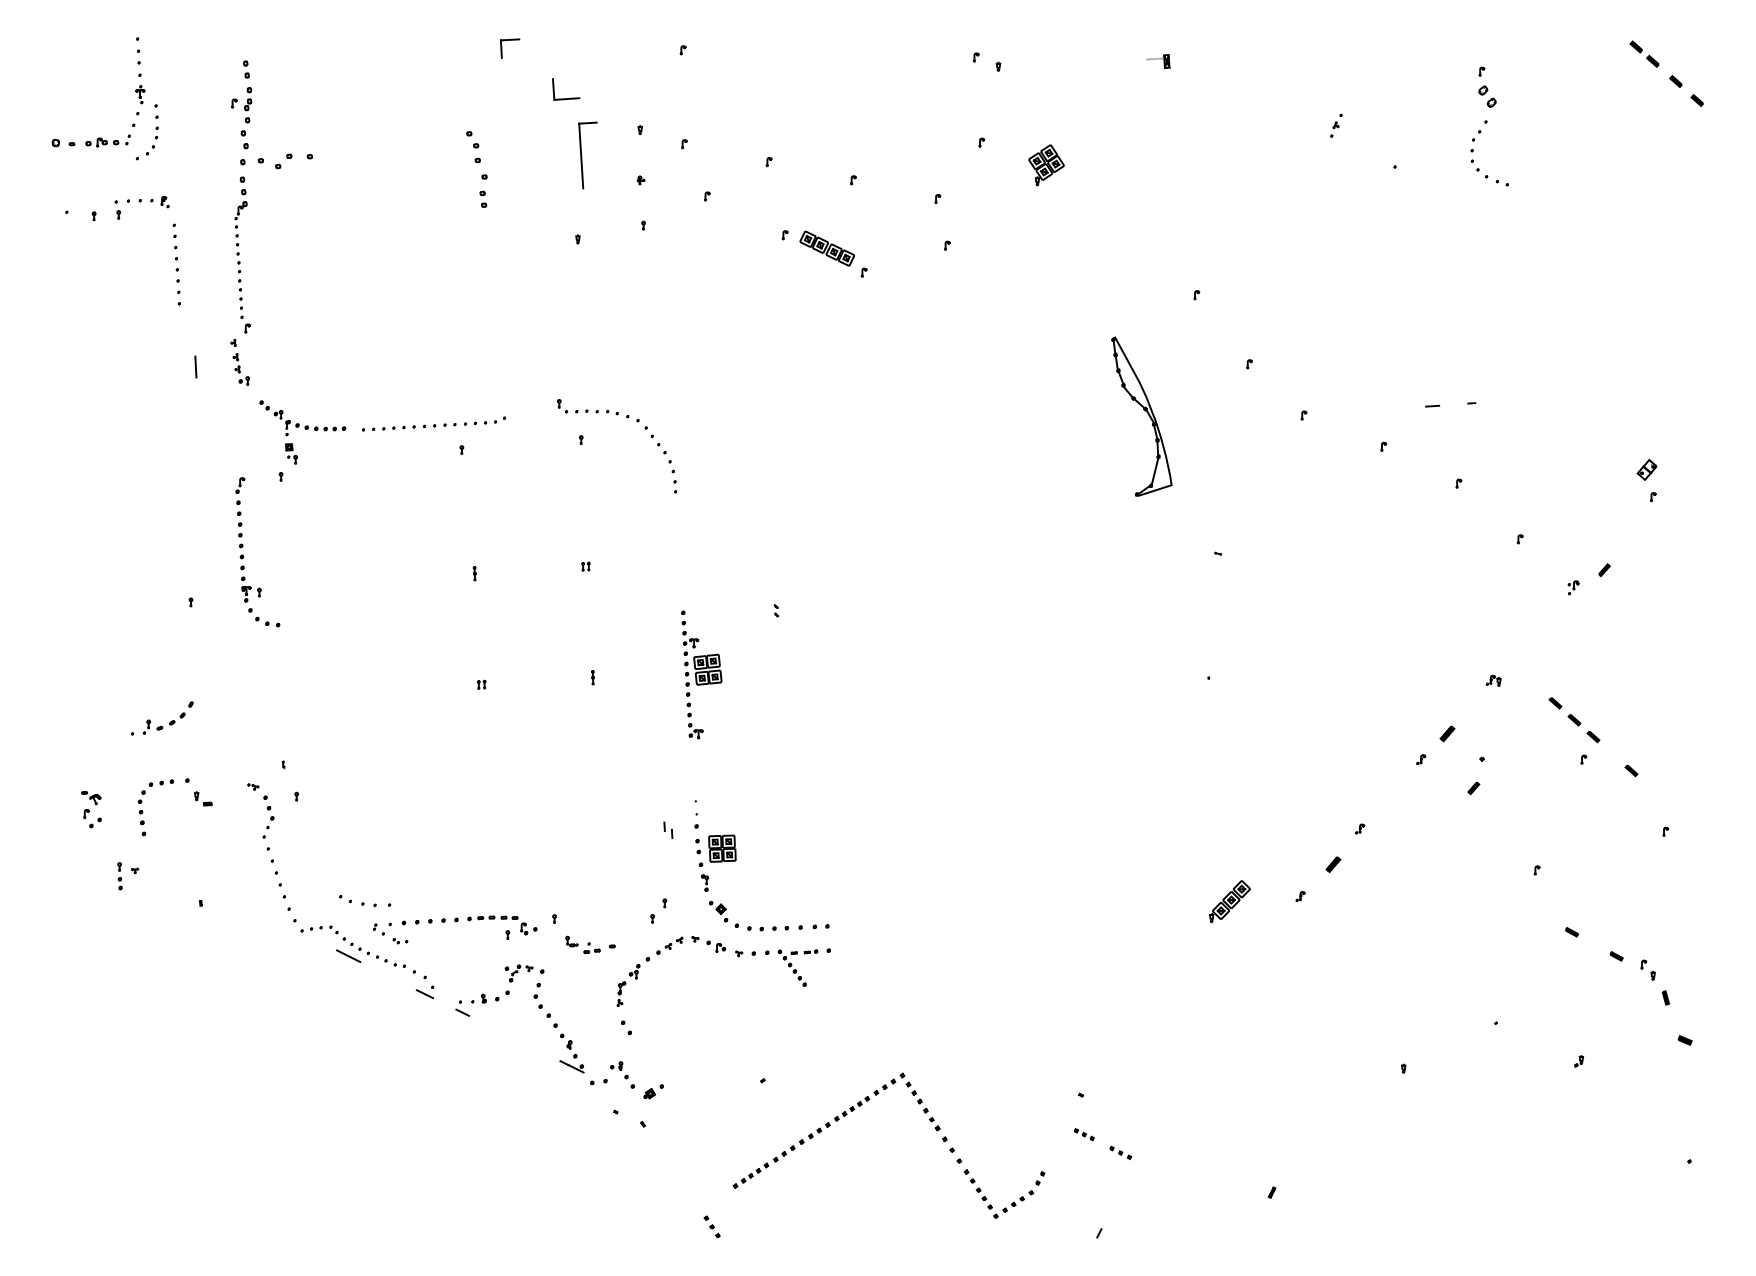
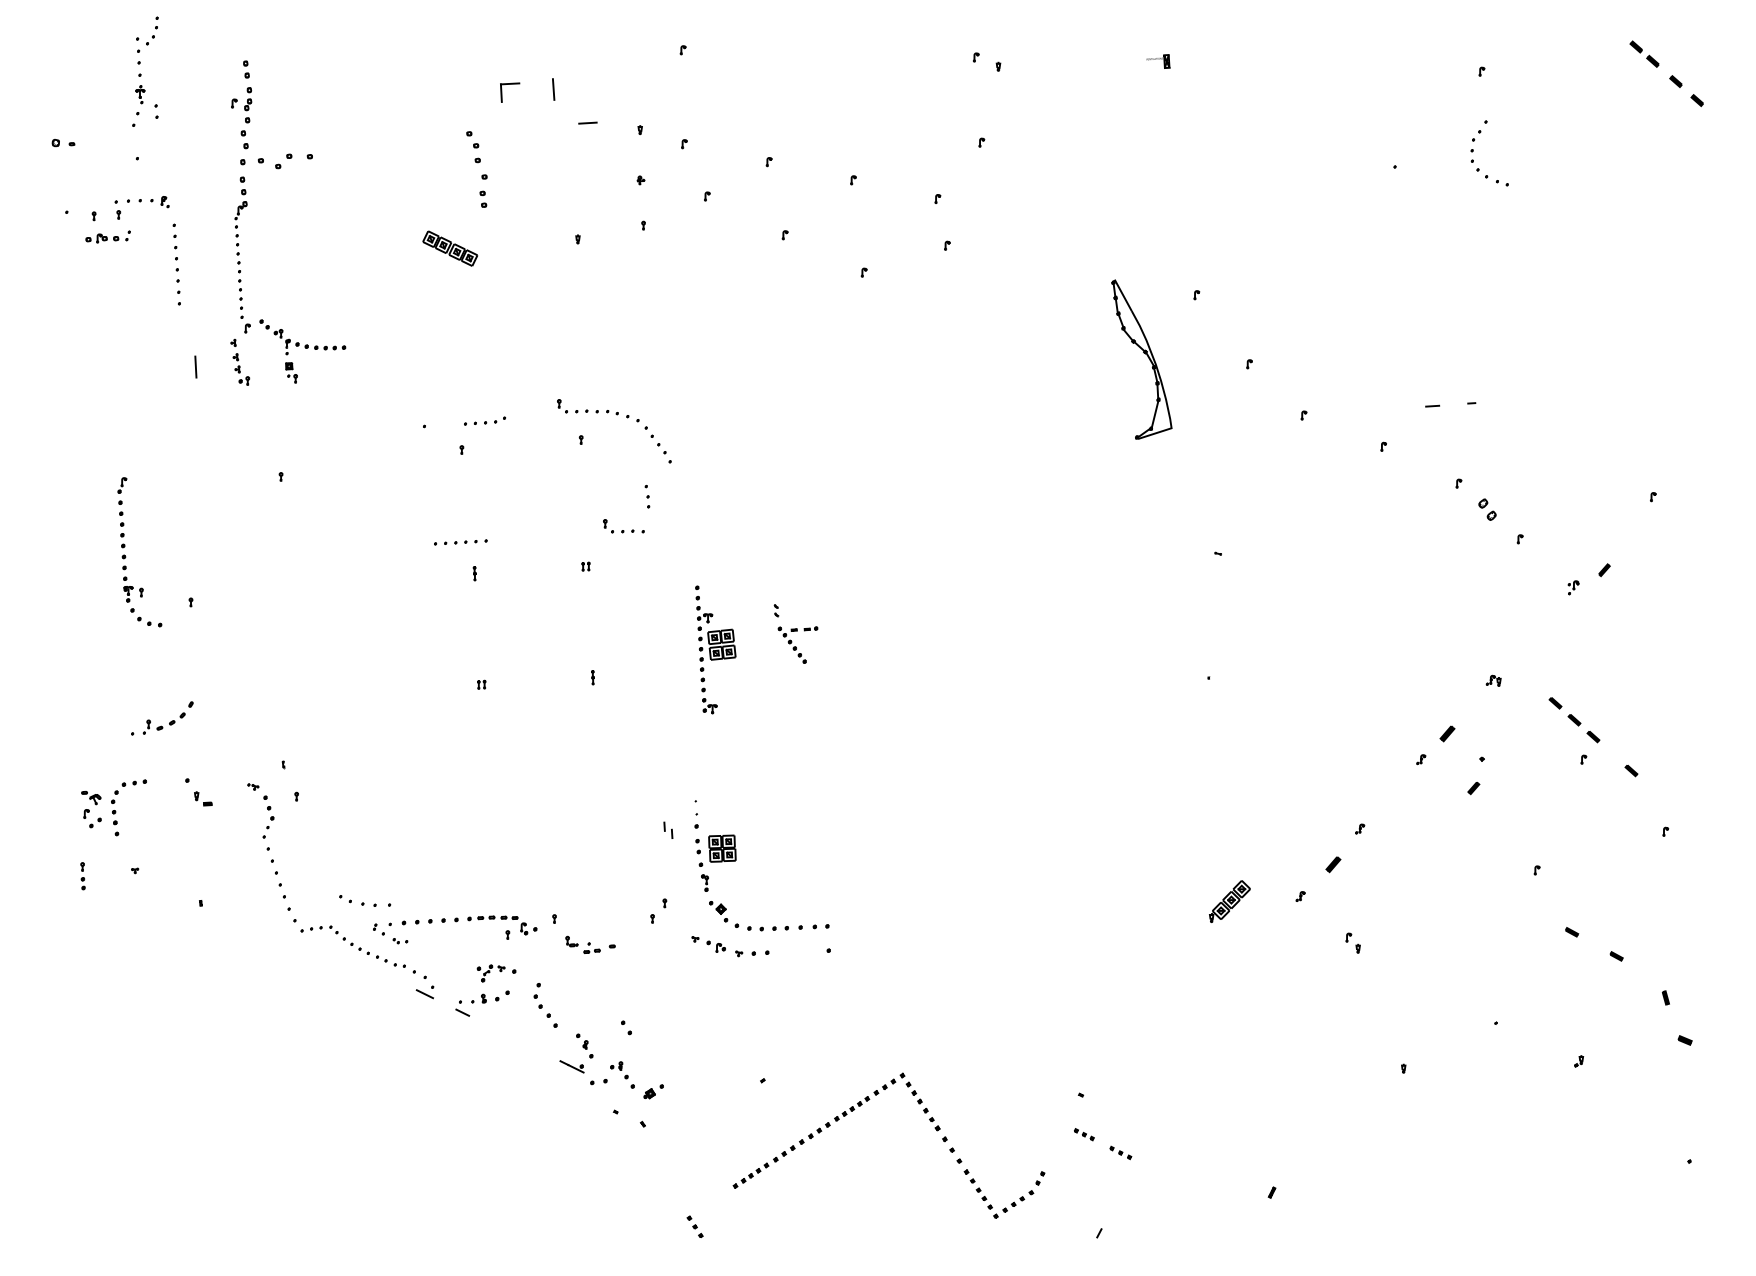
part position: (510, 40) -> (510, 84) (510, 84)
part position: (1487, 96) -> (1487, 509) (1487, 509)
line: present -> none (566, 98)
part: present -> none (1336, 125)
part position: (107, 140) -> (107, 236) (107, 236)
part position: (152, 140) -> (152, 30) (152, 30)
line: present -> none (581, 155)
part: present -> none (1046, 165)
part position: (827, 248) -> (450, 248) (450, 248)
part position: (1143, 410) -> (1143, 353) (1143, 353)
part: present -> none (444, 425)
part position: (388, 428) -> (460, 542) (460, 542)
part position: (302, 432) -> (302, 351) (302, 351)
part: present -> none (1646, 469)
part position: (674, 481) -> (647, 496) (647, 496)
part: none -> present (623, 526)
part position: (244, 556) -> (126, 556) (126, 556)
part position: (701, 674) -> (715, 649) (715, 649)
part position: (143, 811) -> (116, 811) (116, 811)
part position: (119, 876) -> (82, 876) (82, 876)
line: present -> none (348, 956)
part: present -> none (640, 967)
part position: (797, 967) -> (797, 644) (797, 644)
part position: (1647, 969) -> (1352, 942) (1352, 942)
part position: (524, 973) -> (496, 973) (496, 973)
part position: (568, 1045) -> (584, 1045) (584, 1045)
part position: (711, 1226) -> (694, 1226) (694, 1226)
